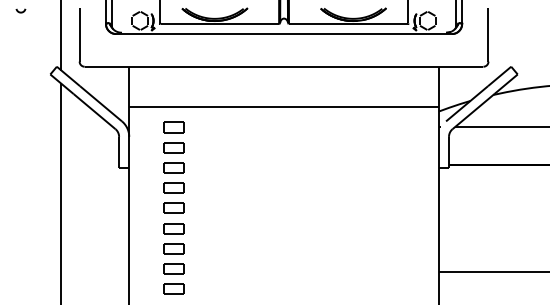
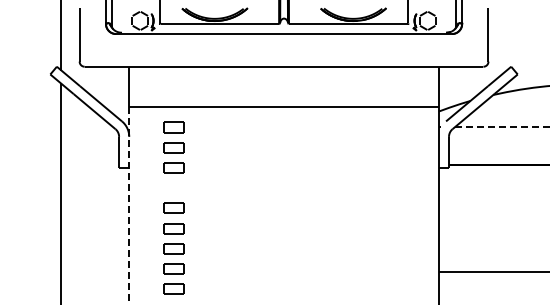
curve: present -> none (20, 11)
line: solid -> dashed (502, 127)
part: present -> none (173, 187)
line: solid -> dashed (129, 206)
